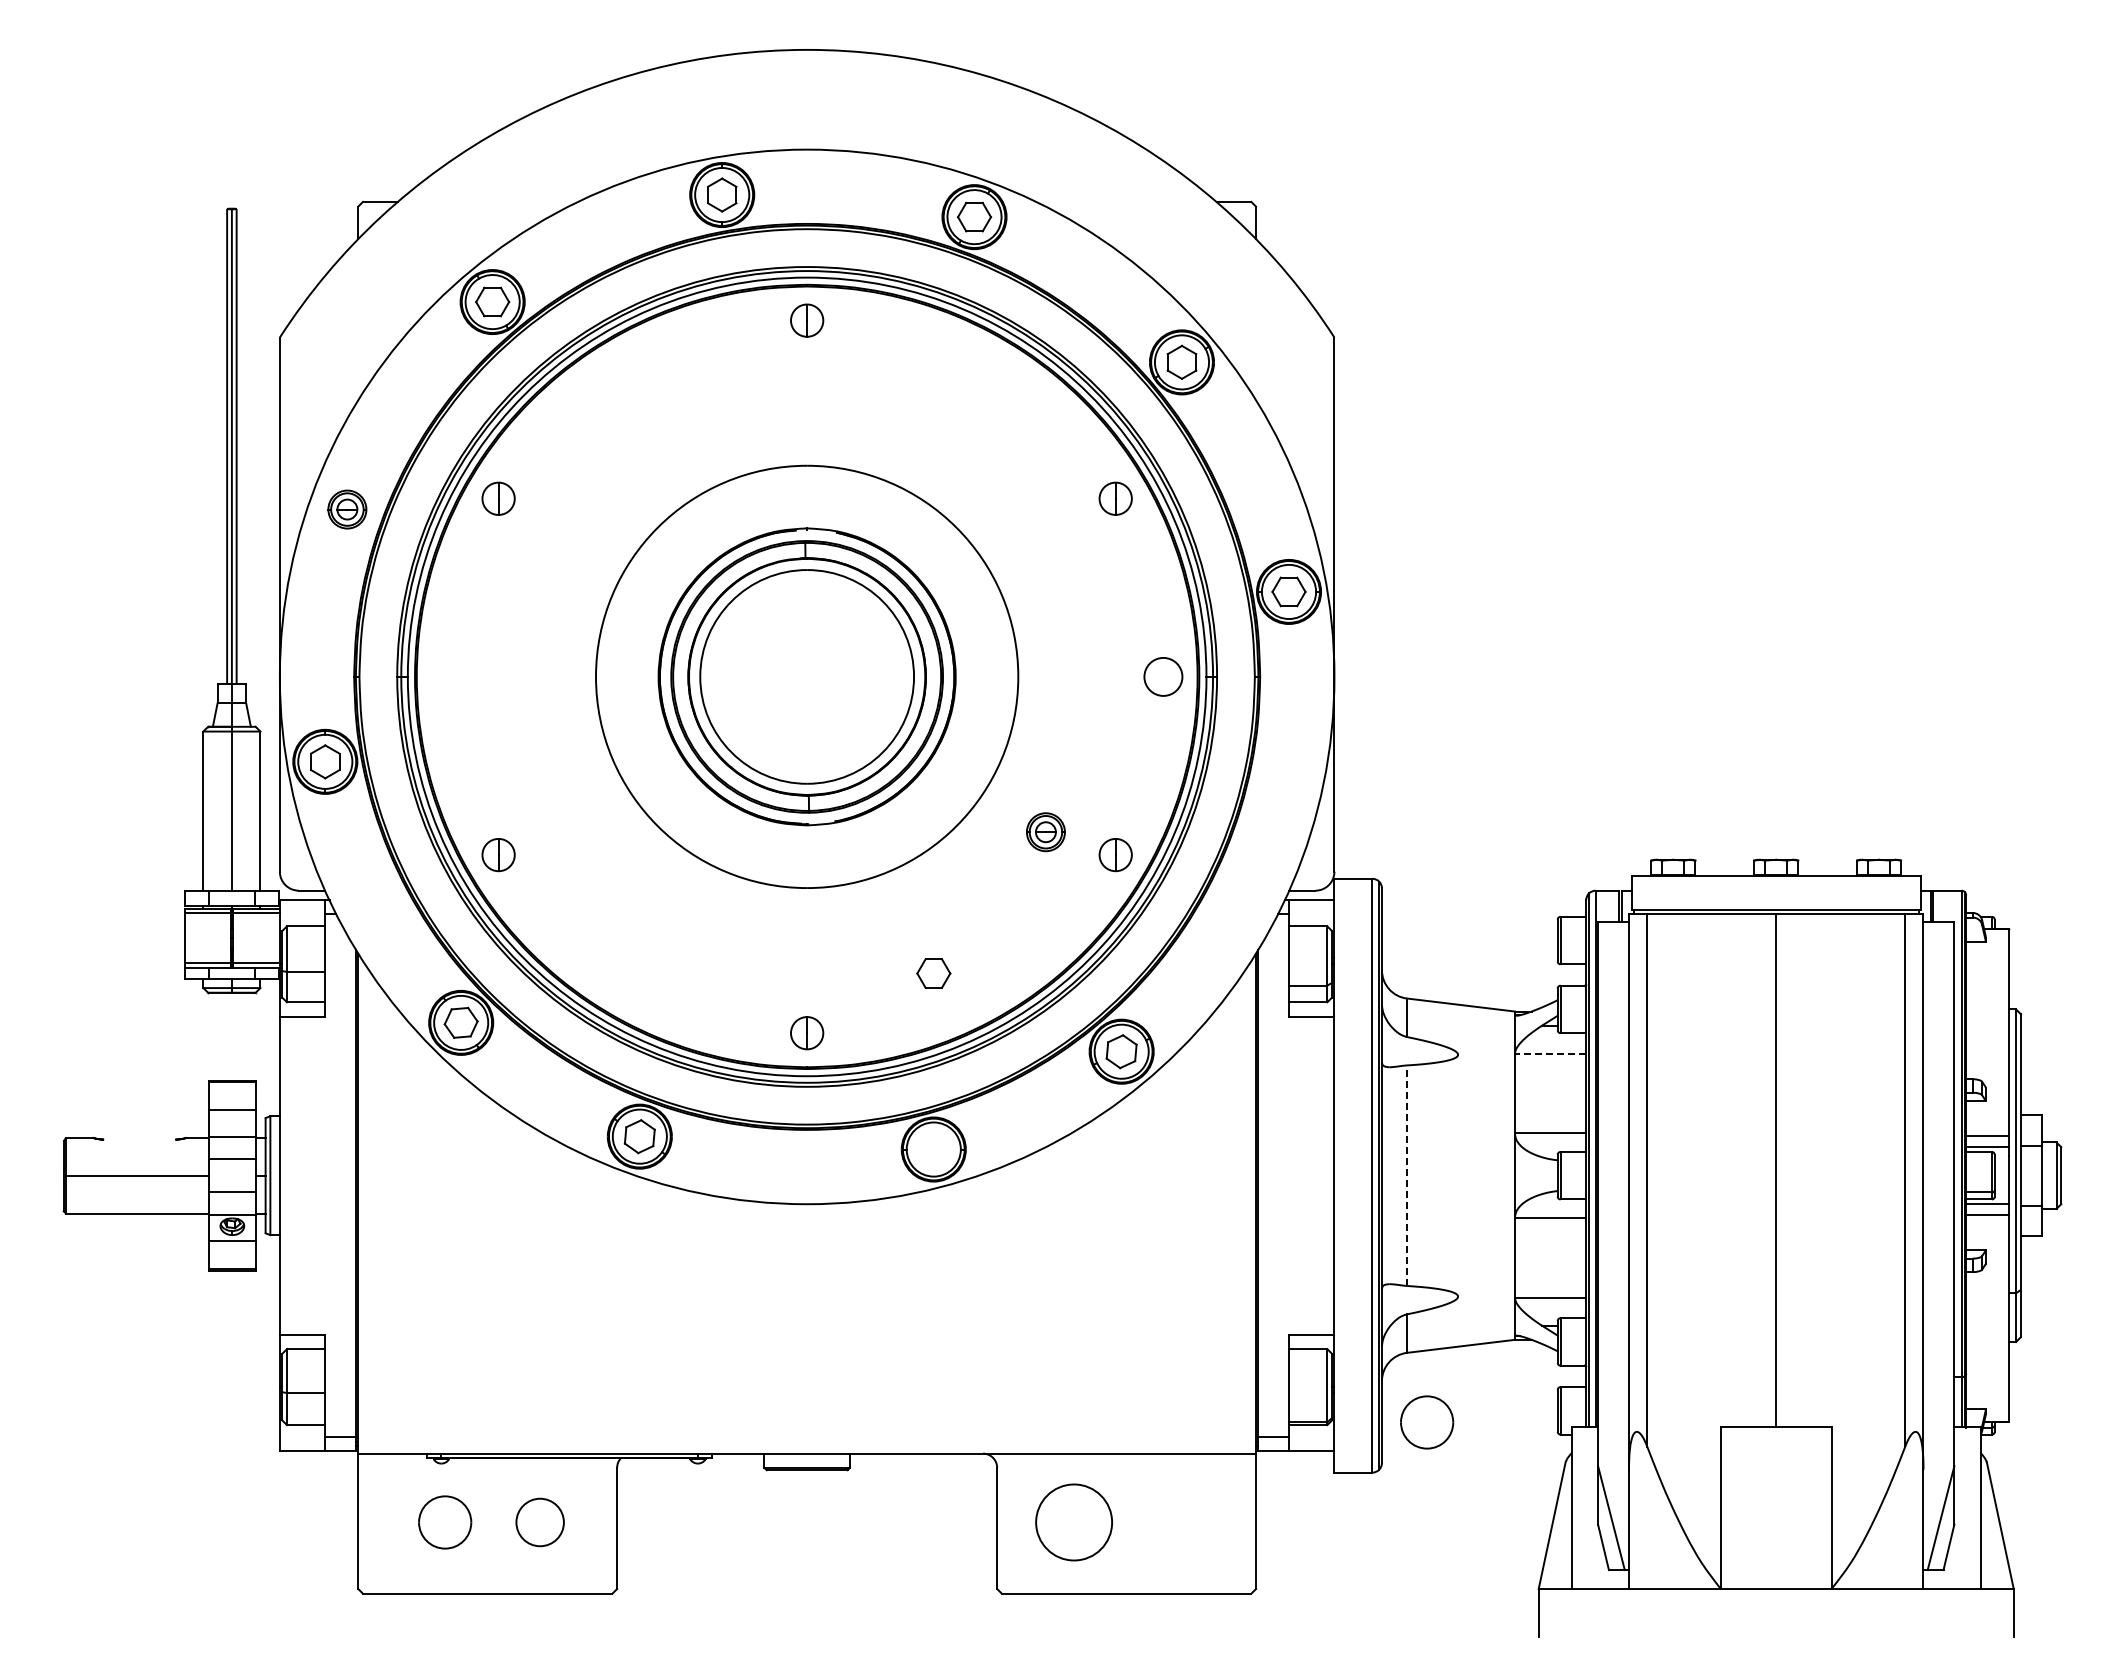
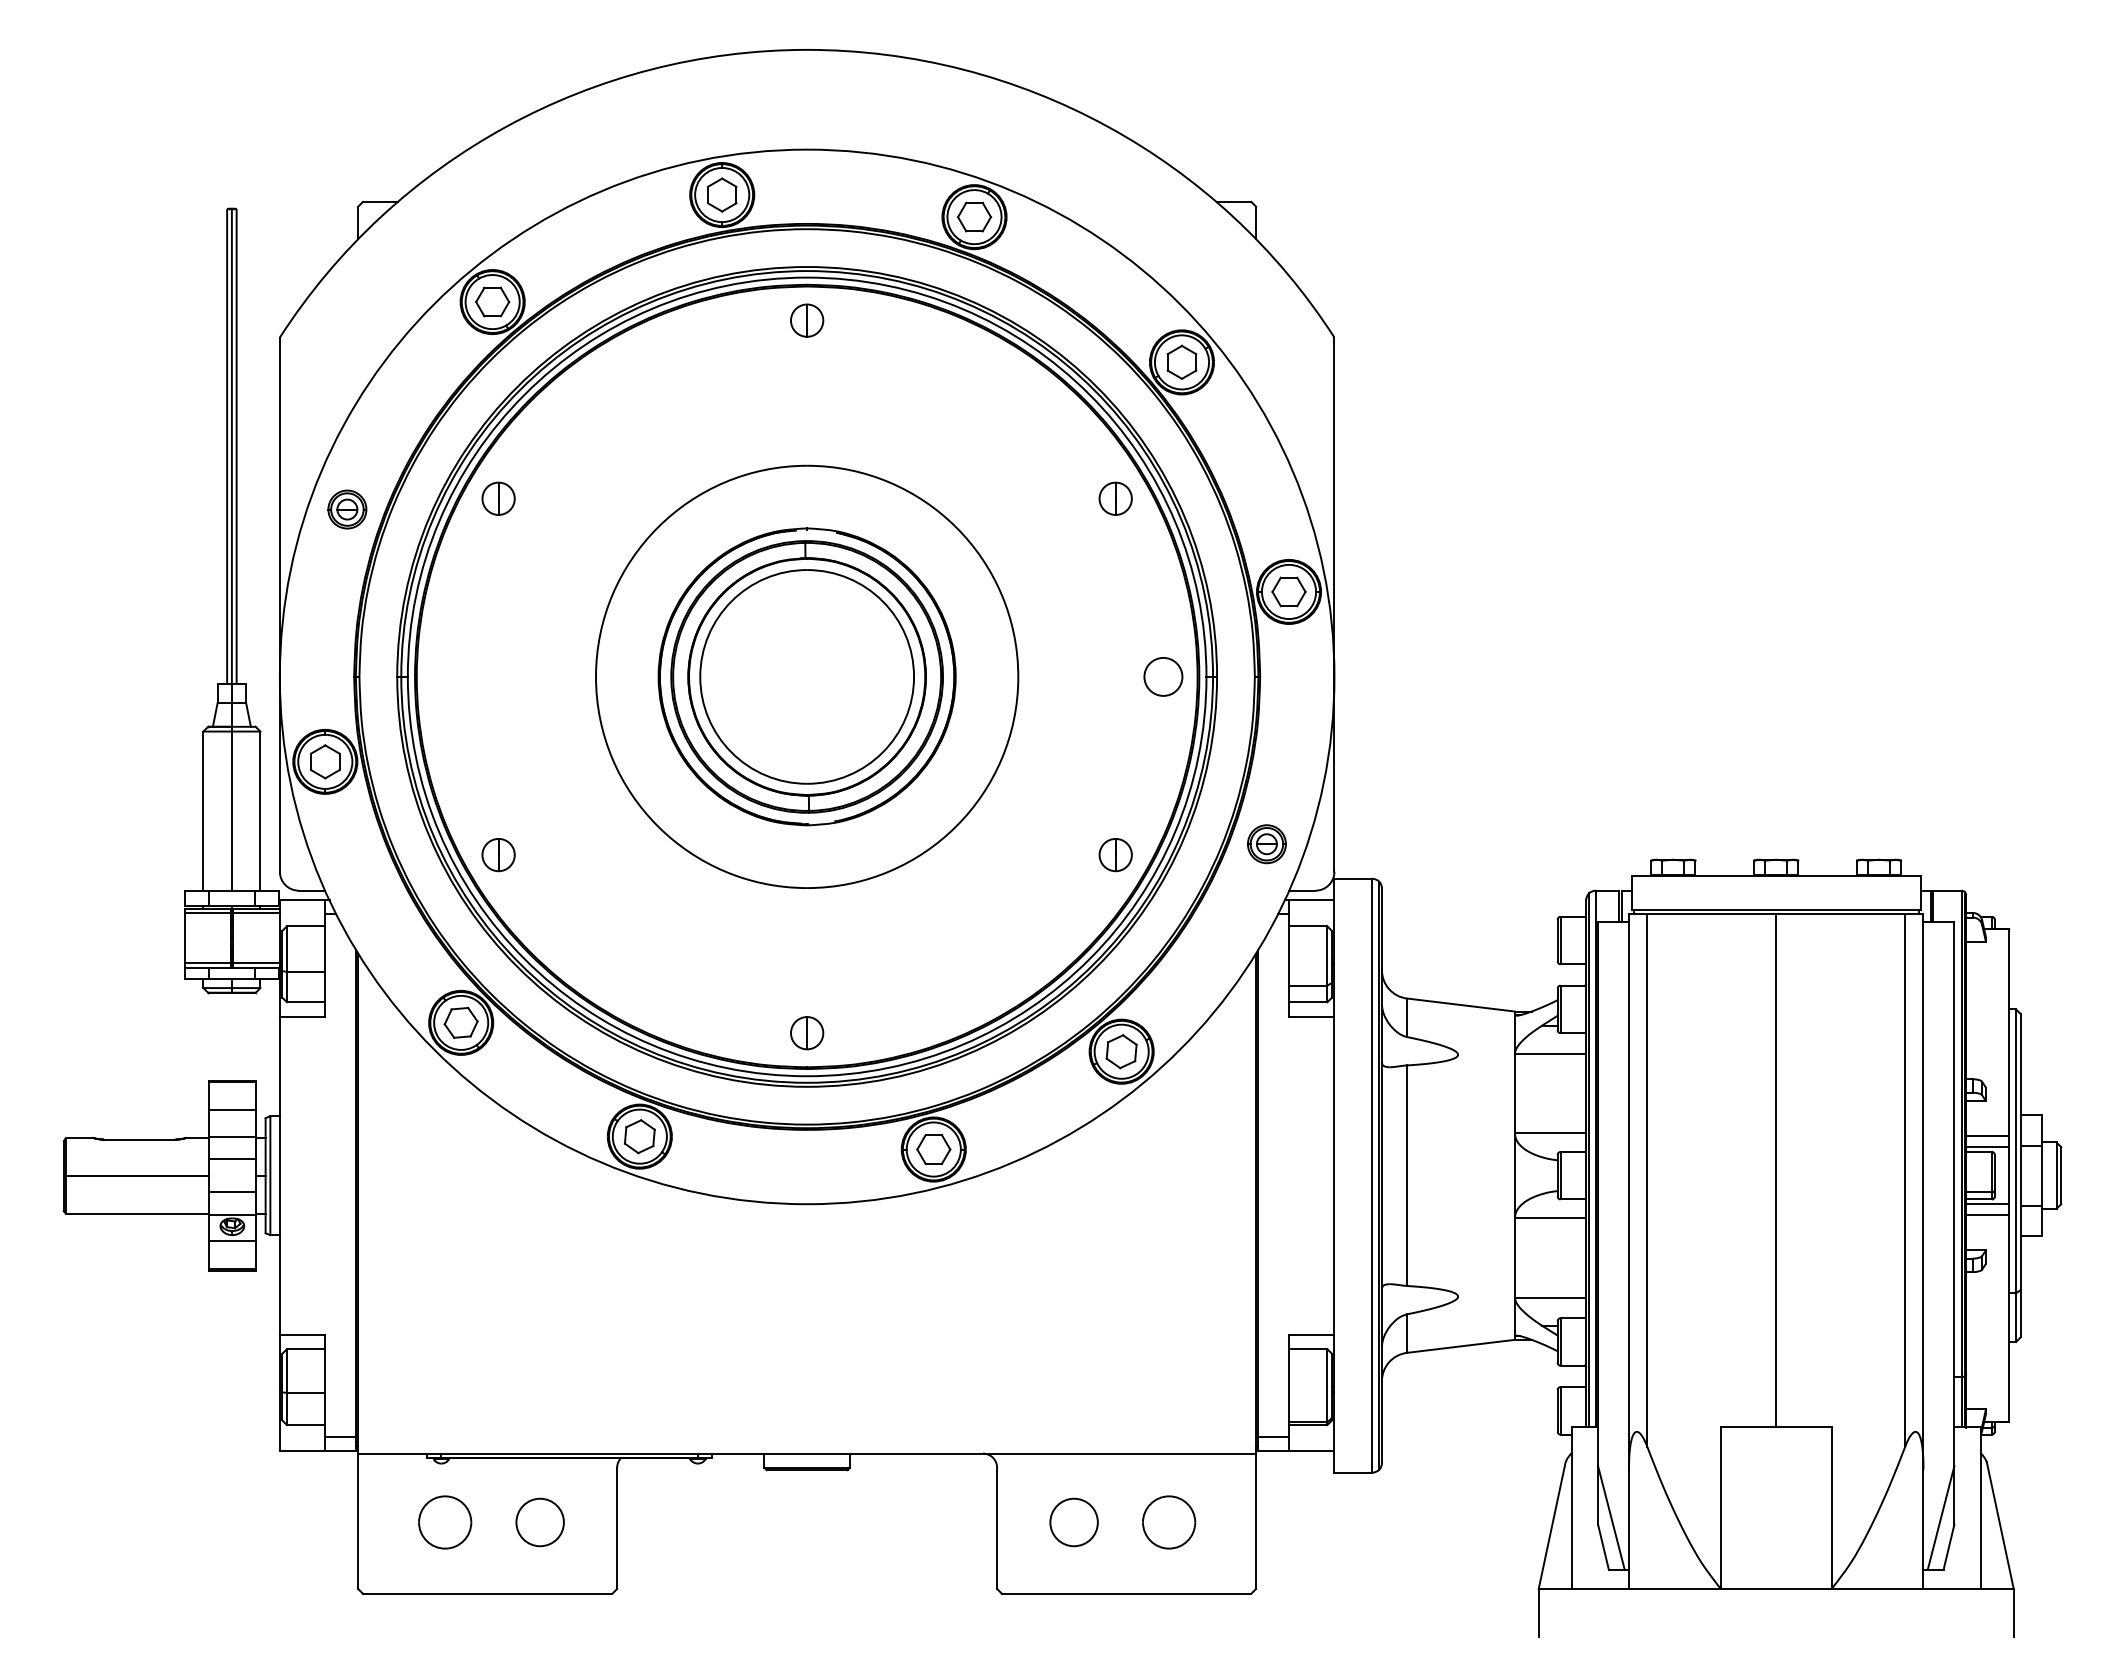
part position: (1045, 832) -> (1266, 844) (1266, 844)
part position: (933, 973) -> (933, 1149) (933, 1149)
line: dashed -> solid (1550, 1053)
line: none -> present (139, 1139)
line: dashed -> solid (1407, 1175)
part position: (1427, 1422) -> (1169, 1522) (1169, 1522)
circle diameter: 76 px -> 48 px (1073, 1522)
